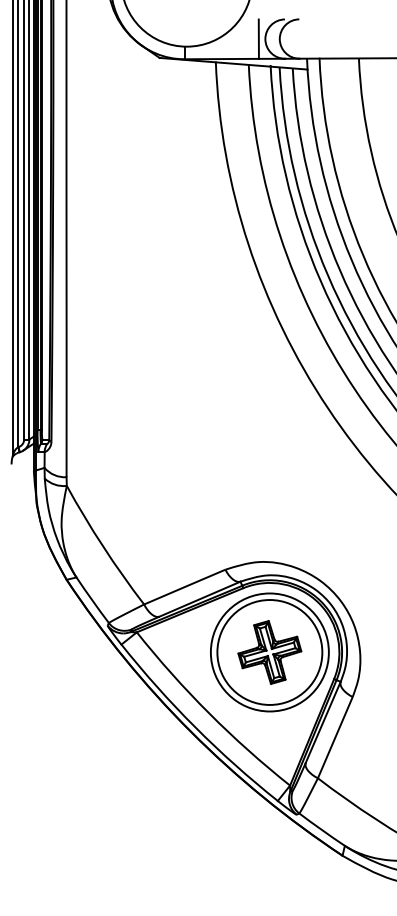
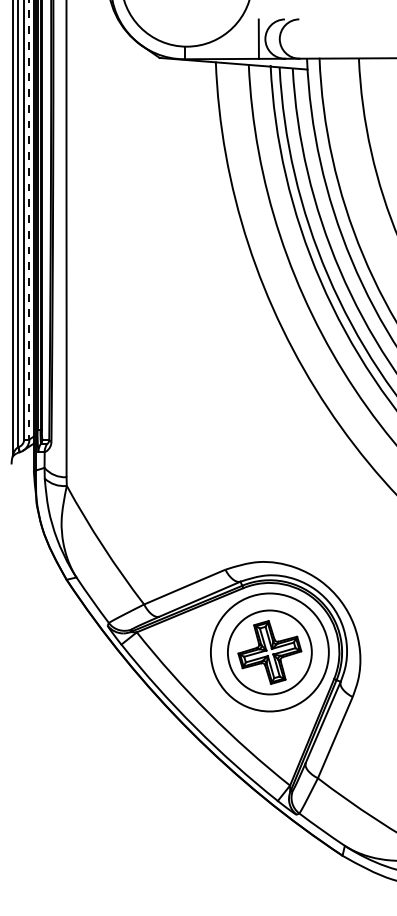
line: solid -> dashed (29, 220)
circle diameter: 105 px -> 84 px (269, 652)
